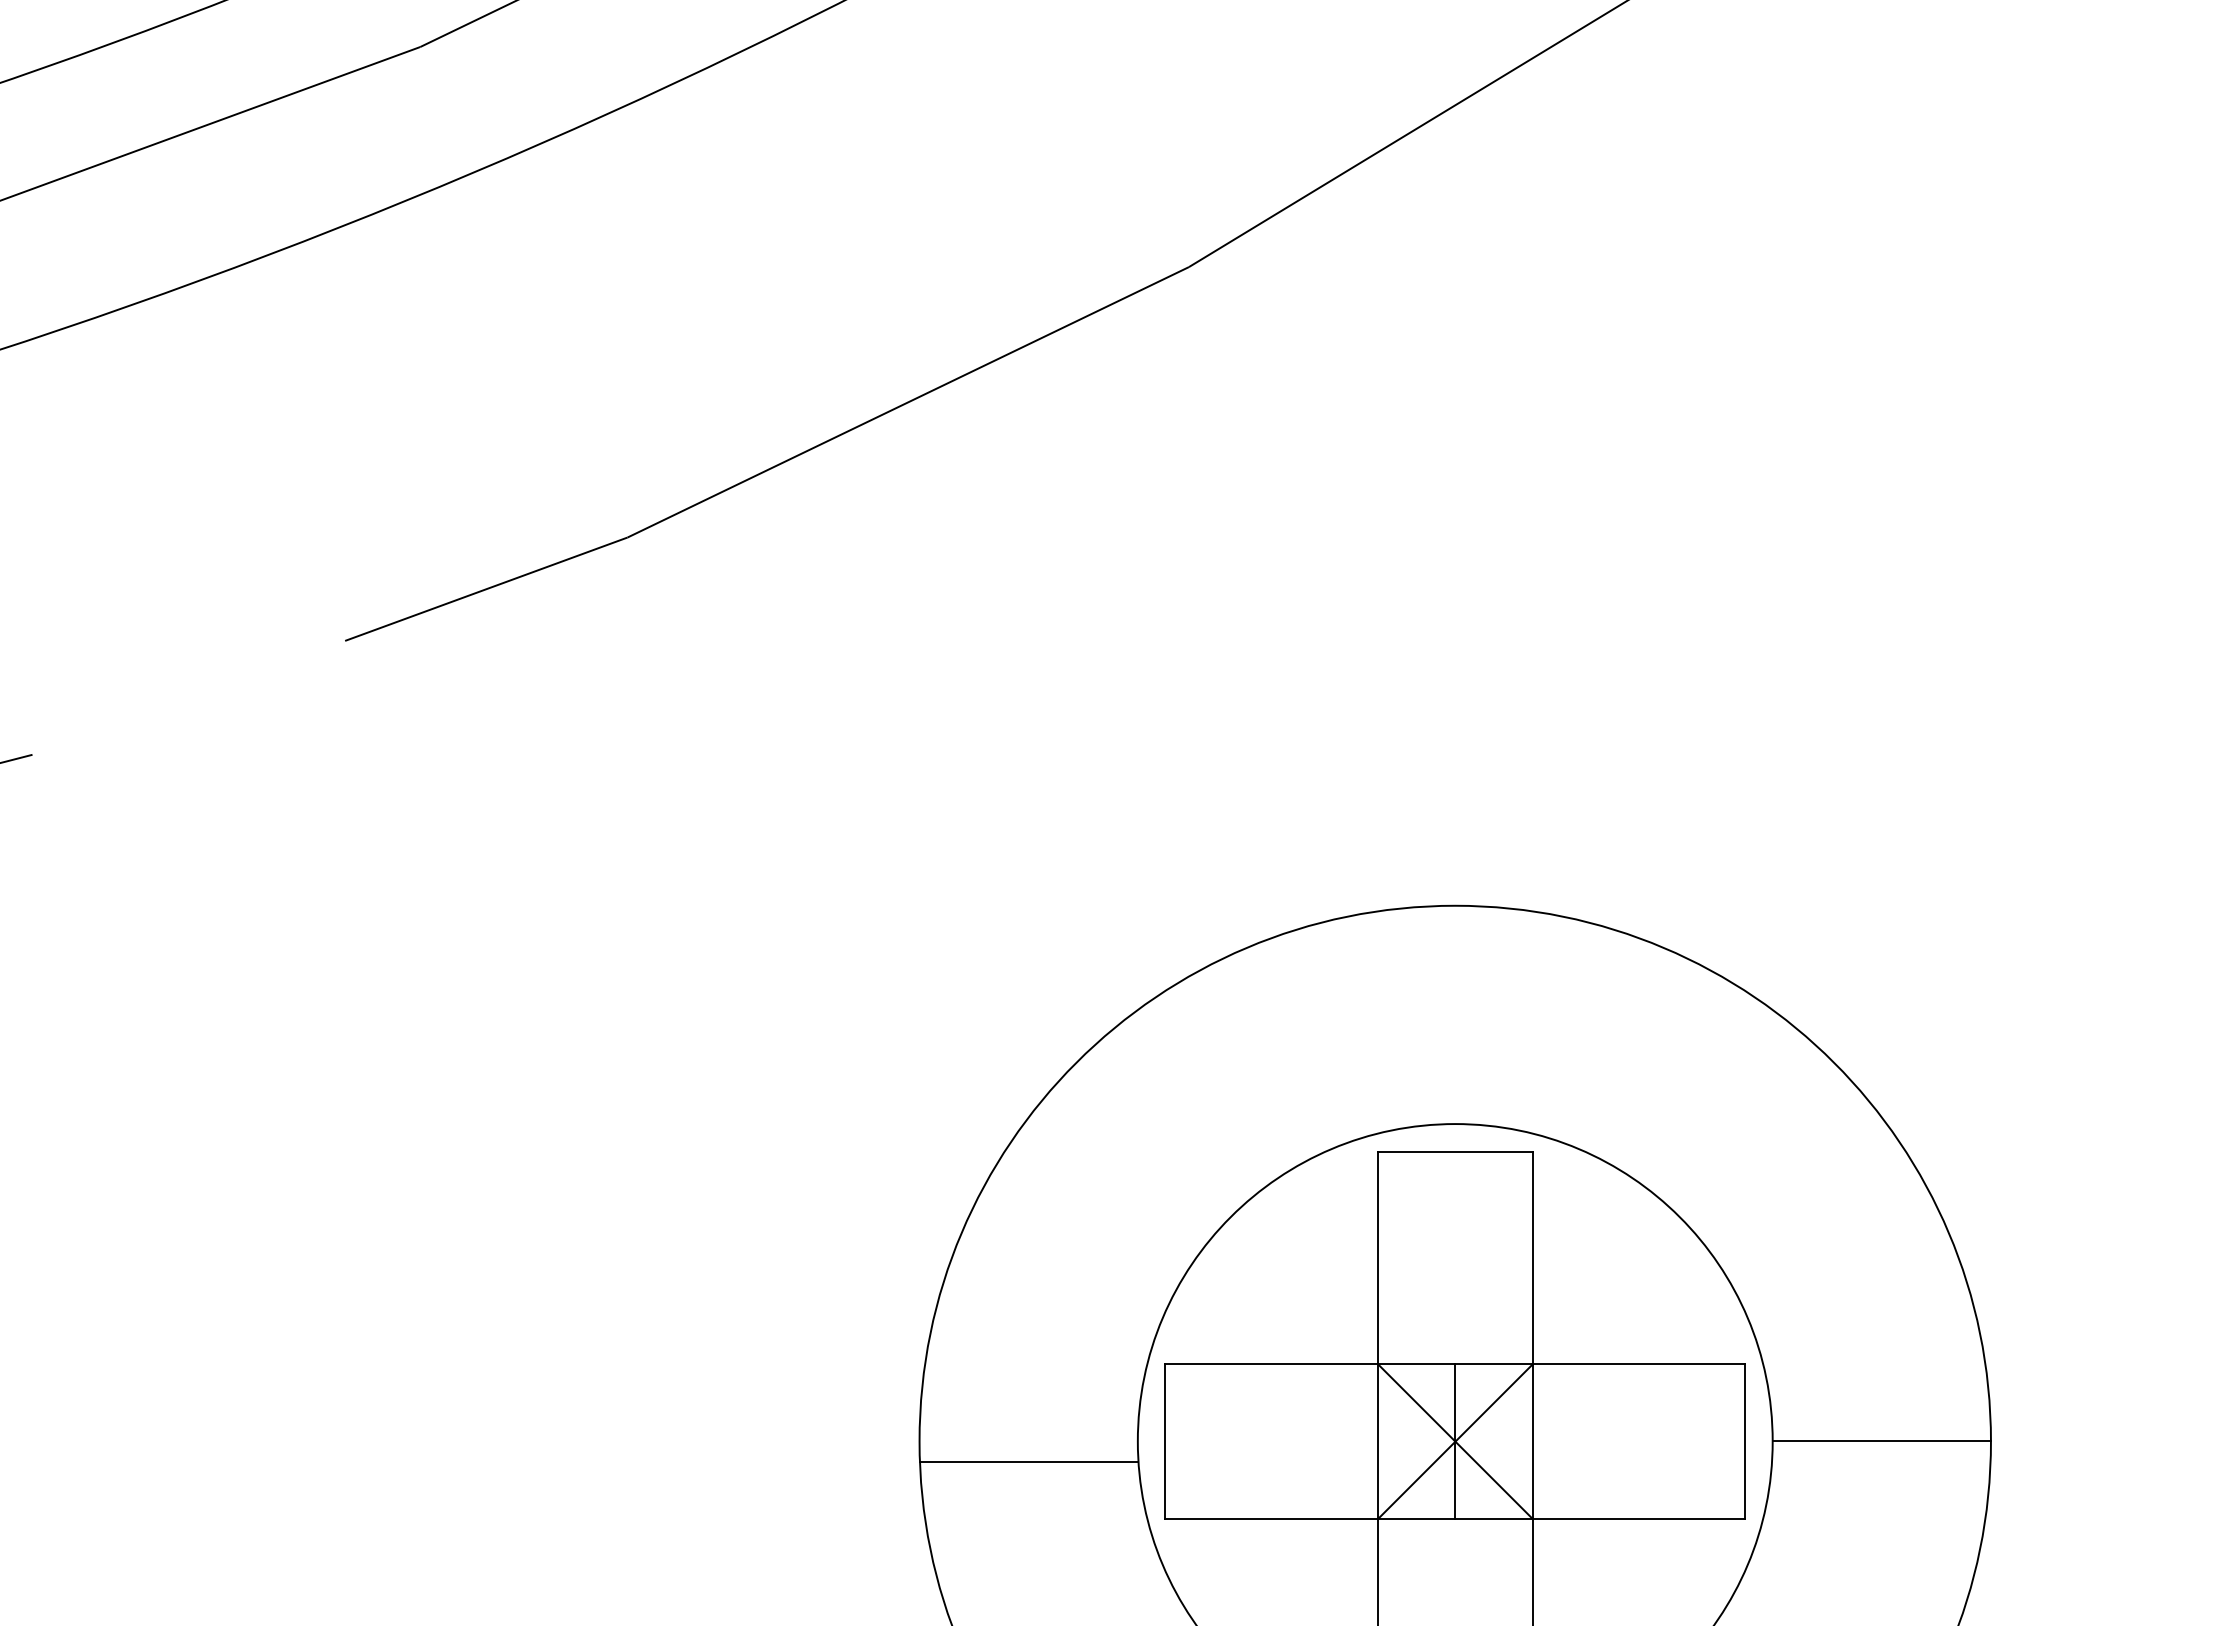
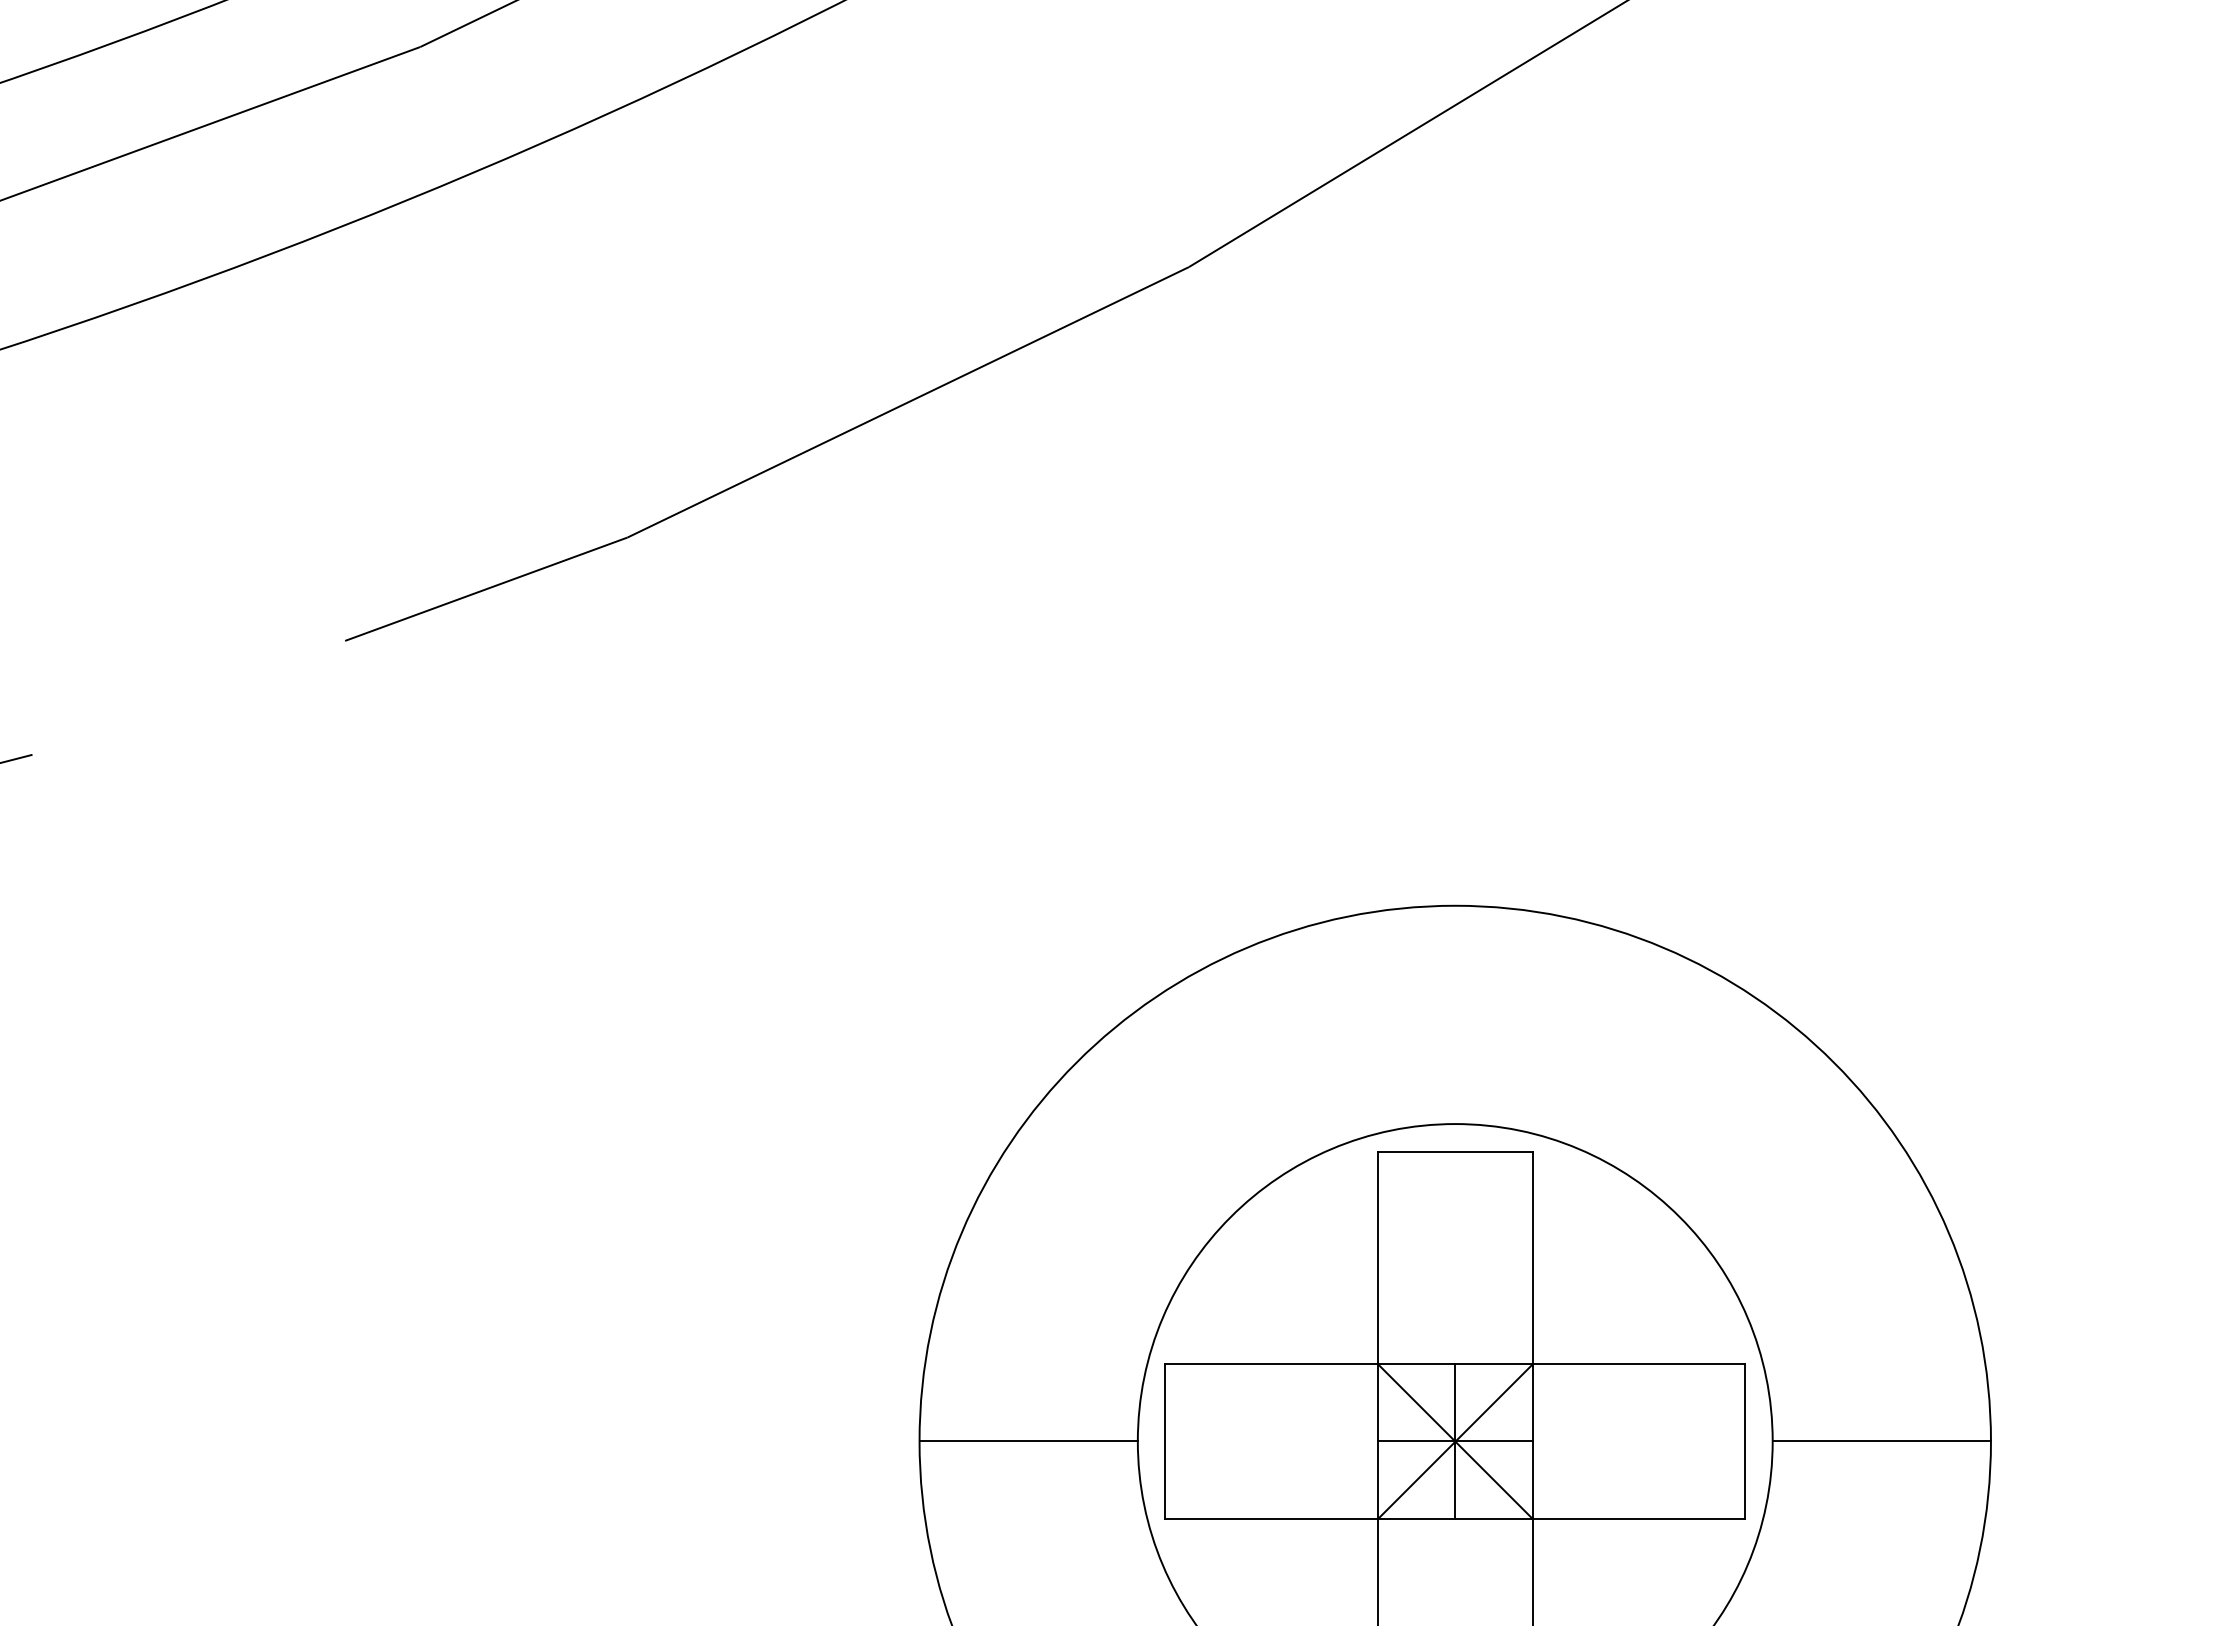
line: none -> present (1455, 1441)
line position: (1028, 1462) -> (1028, 1441) (1028, 1441)
